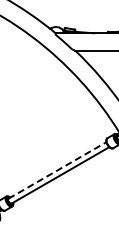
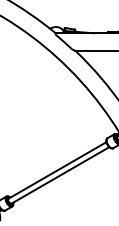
line: dashed -> solid (57, 170)
